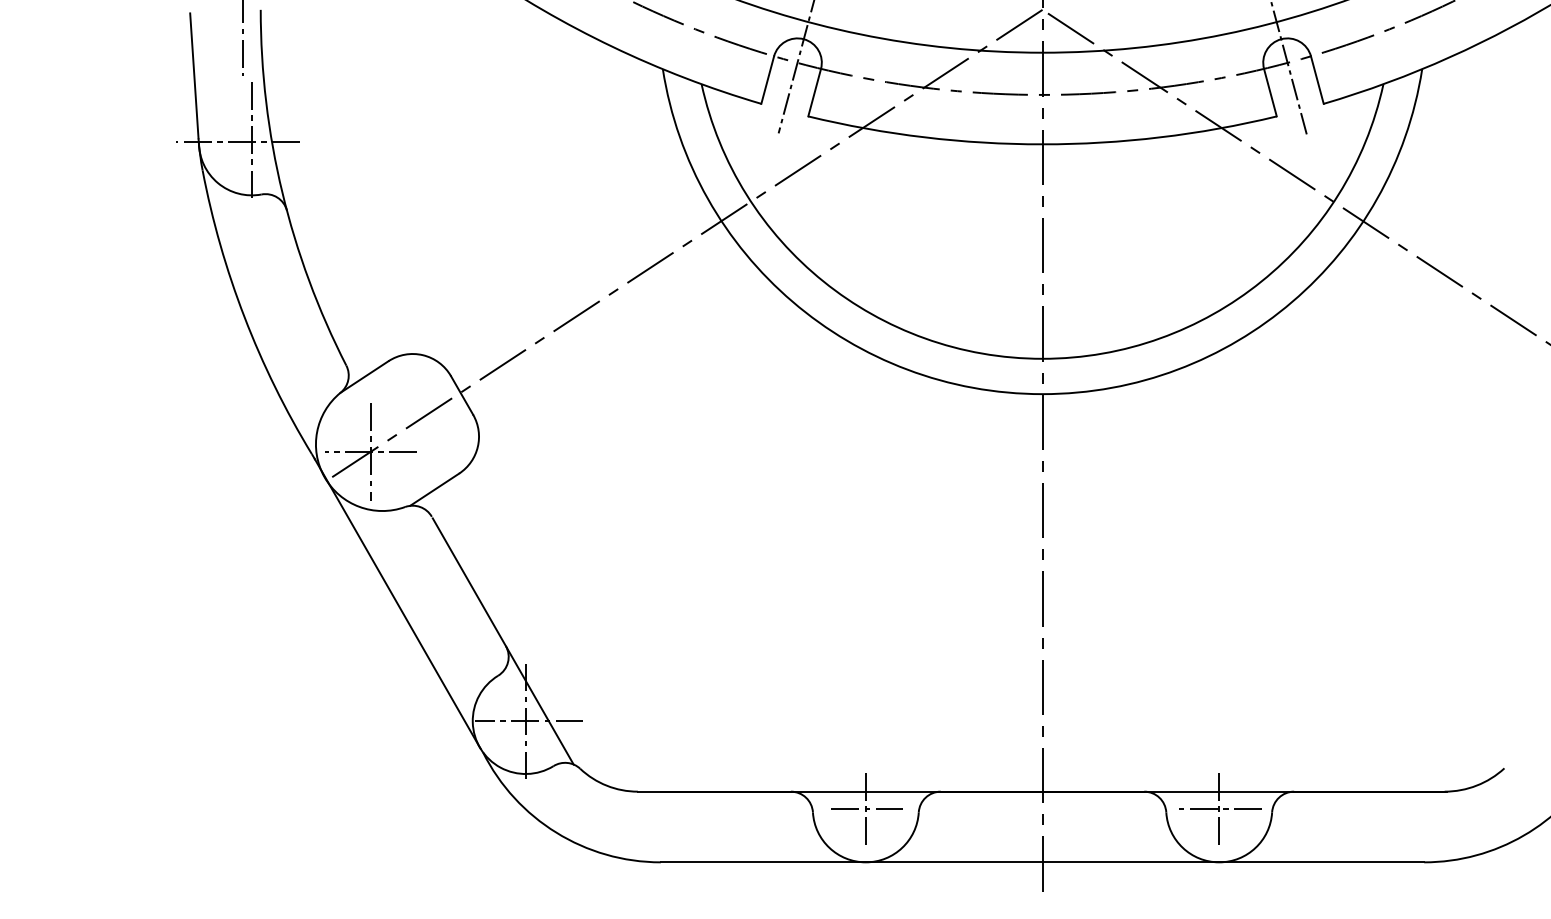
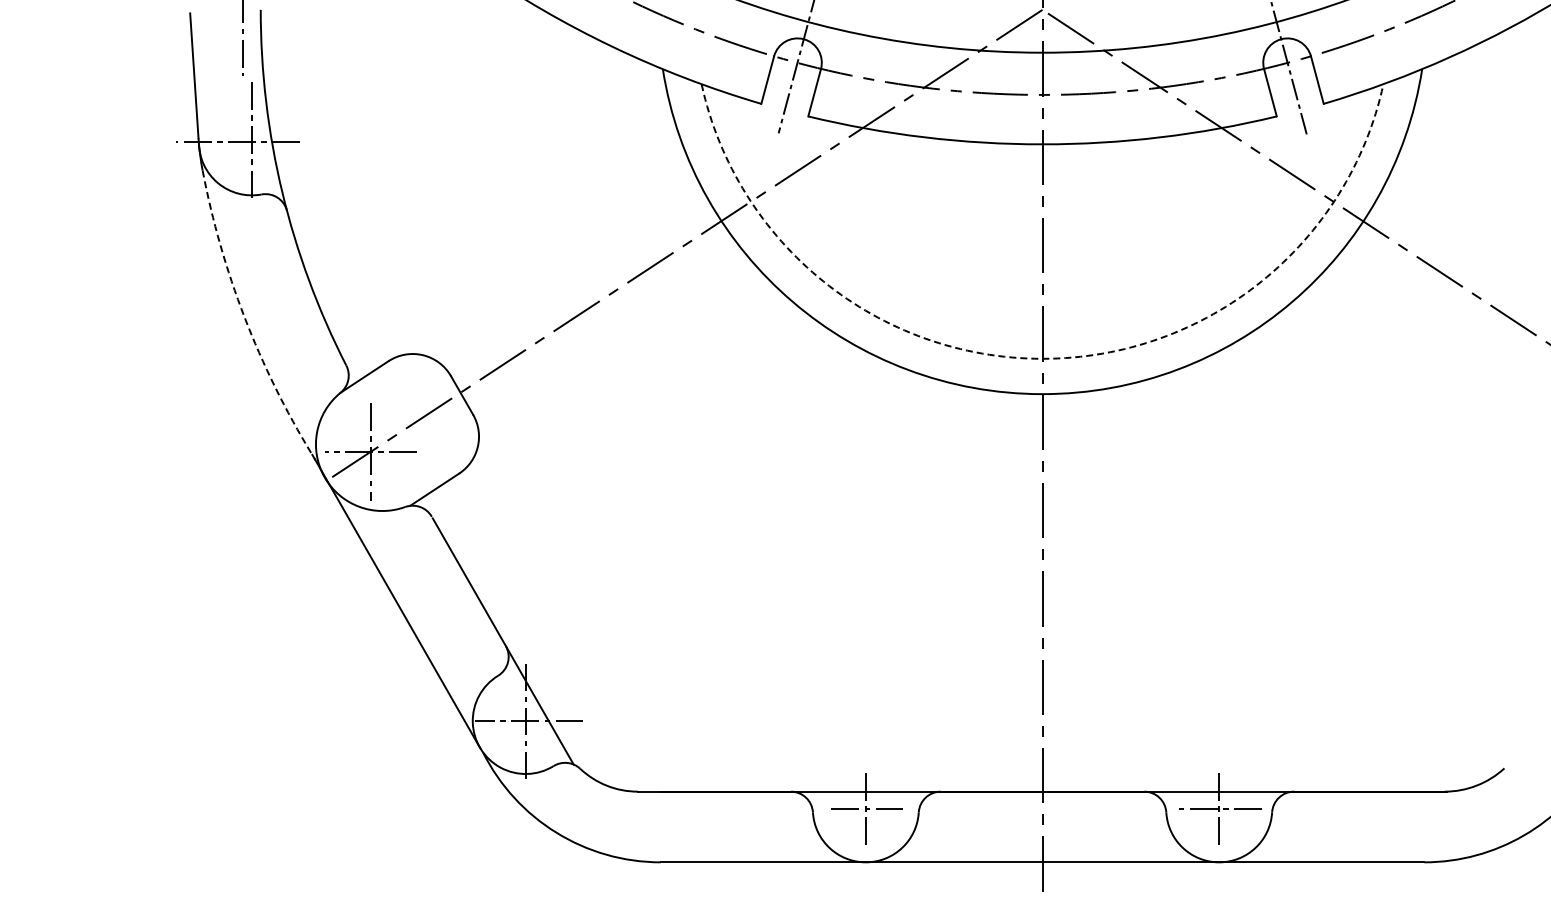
arc: solid -> dashed (244, 317)
arc: solid -> dashed (1042, 358)
